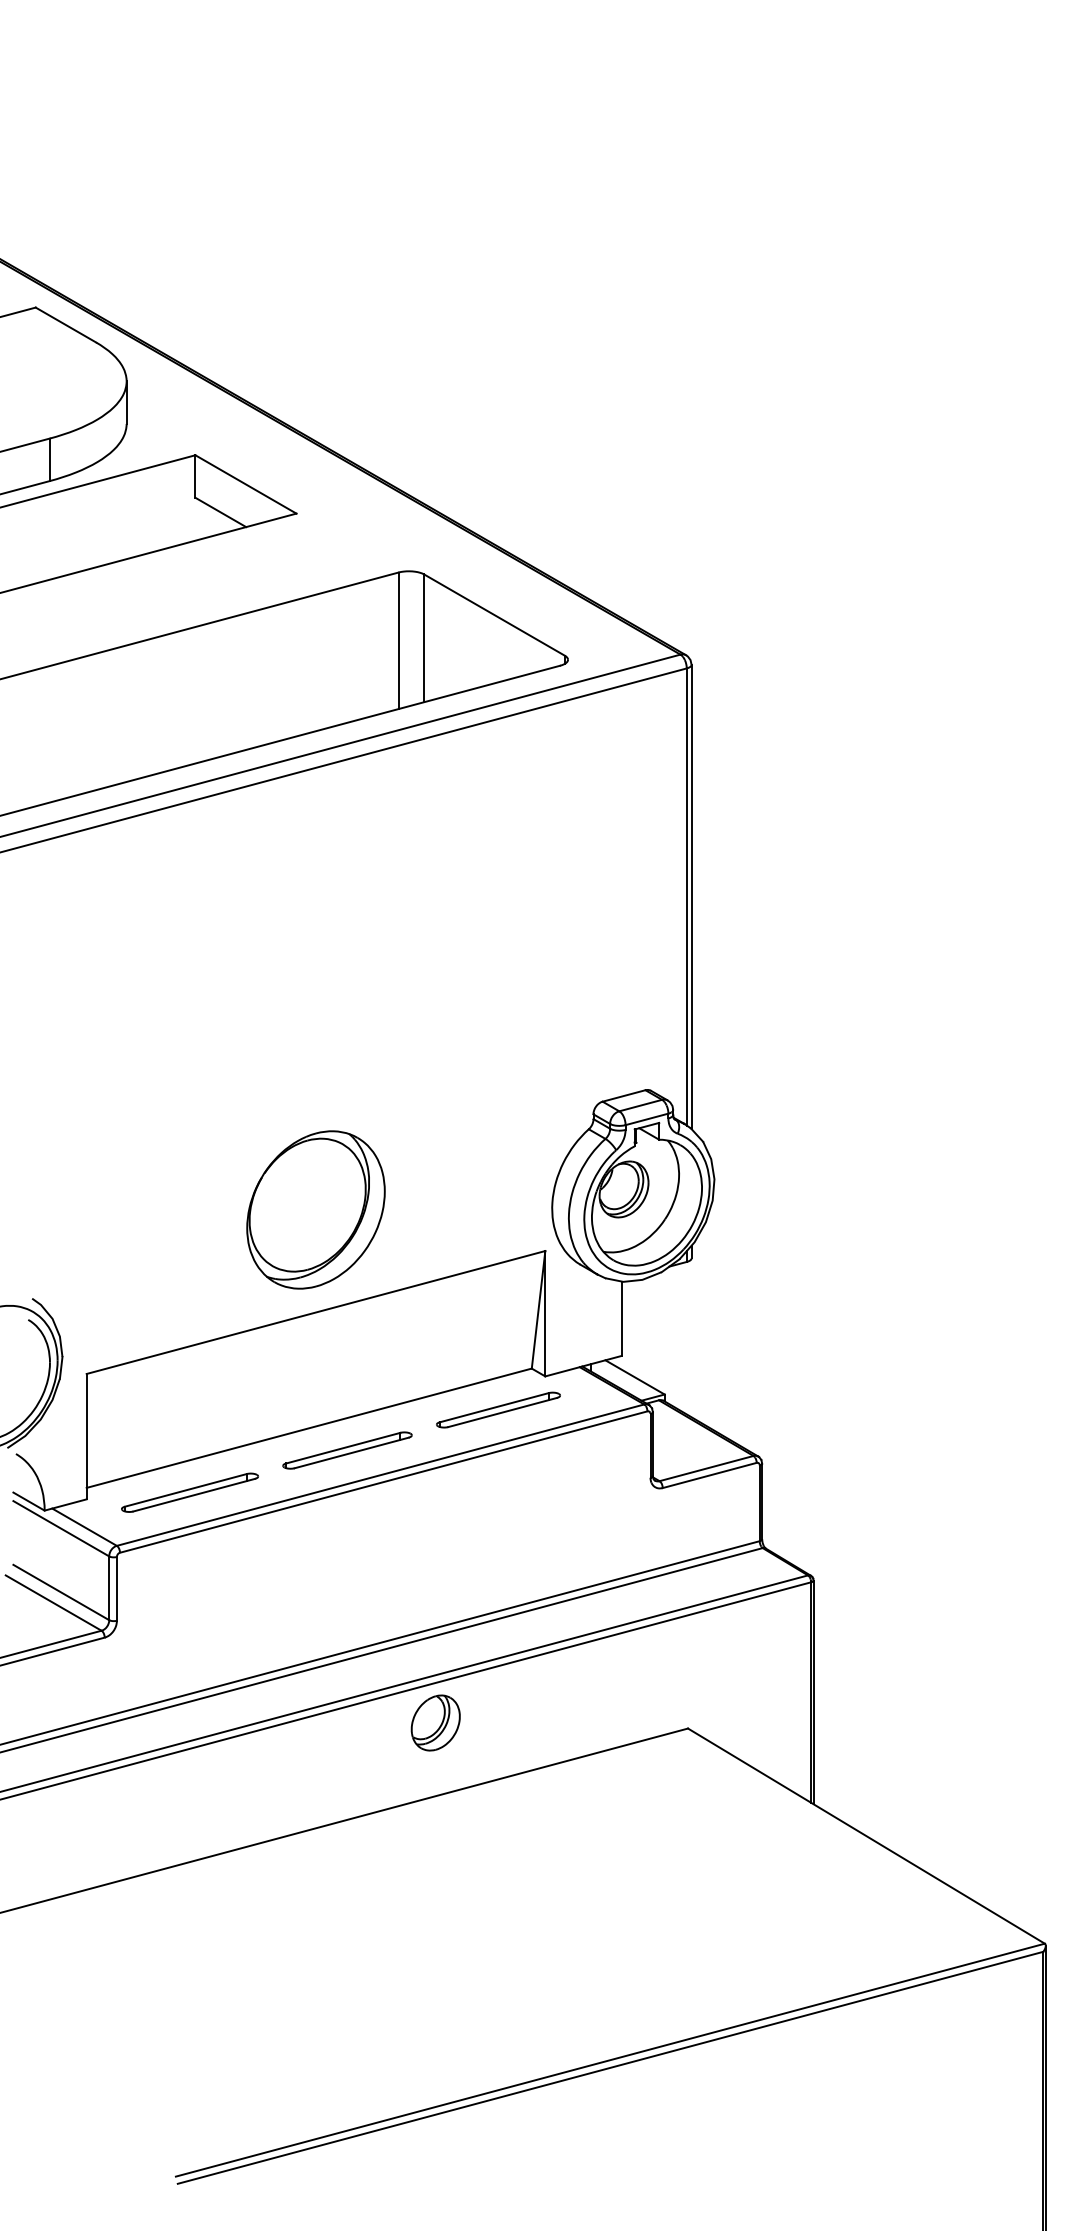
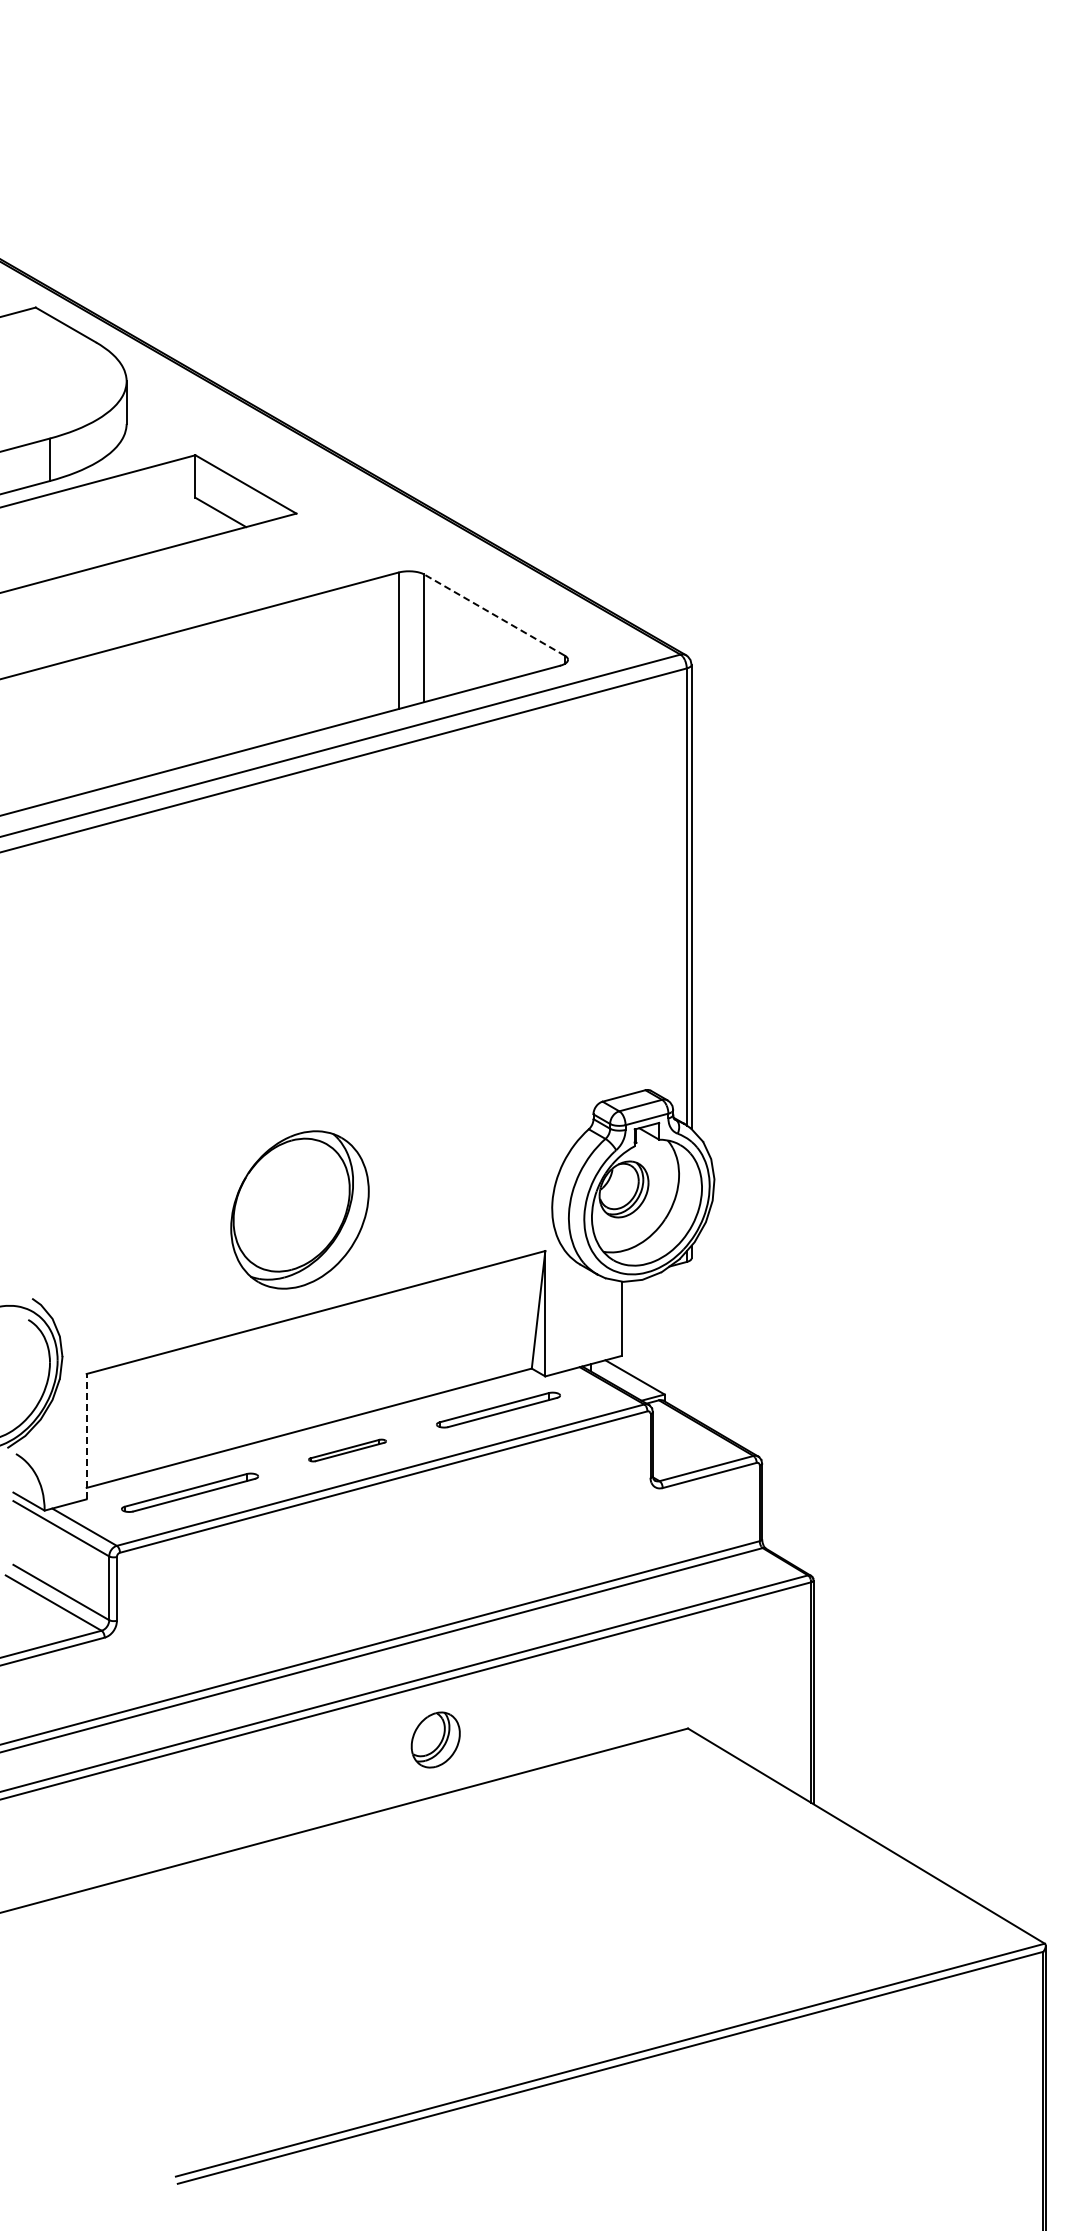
line: solid -> dashed (494, 614)
part position: (315, 1209) -> (299, 1209) (299, 1209)
line: solid -> dashed (86, 1436)
part size: 131x39 px -> 79x25 px (347, 1450)
part position: (435, 1722) -> (435, 1739) (435, 1739)
